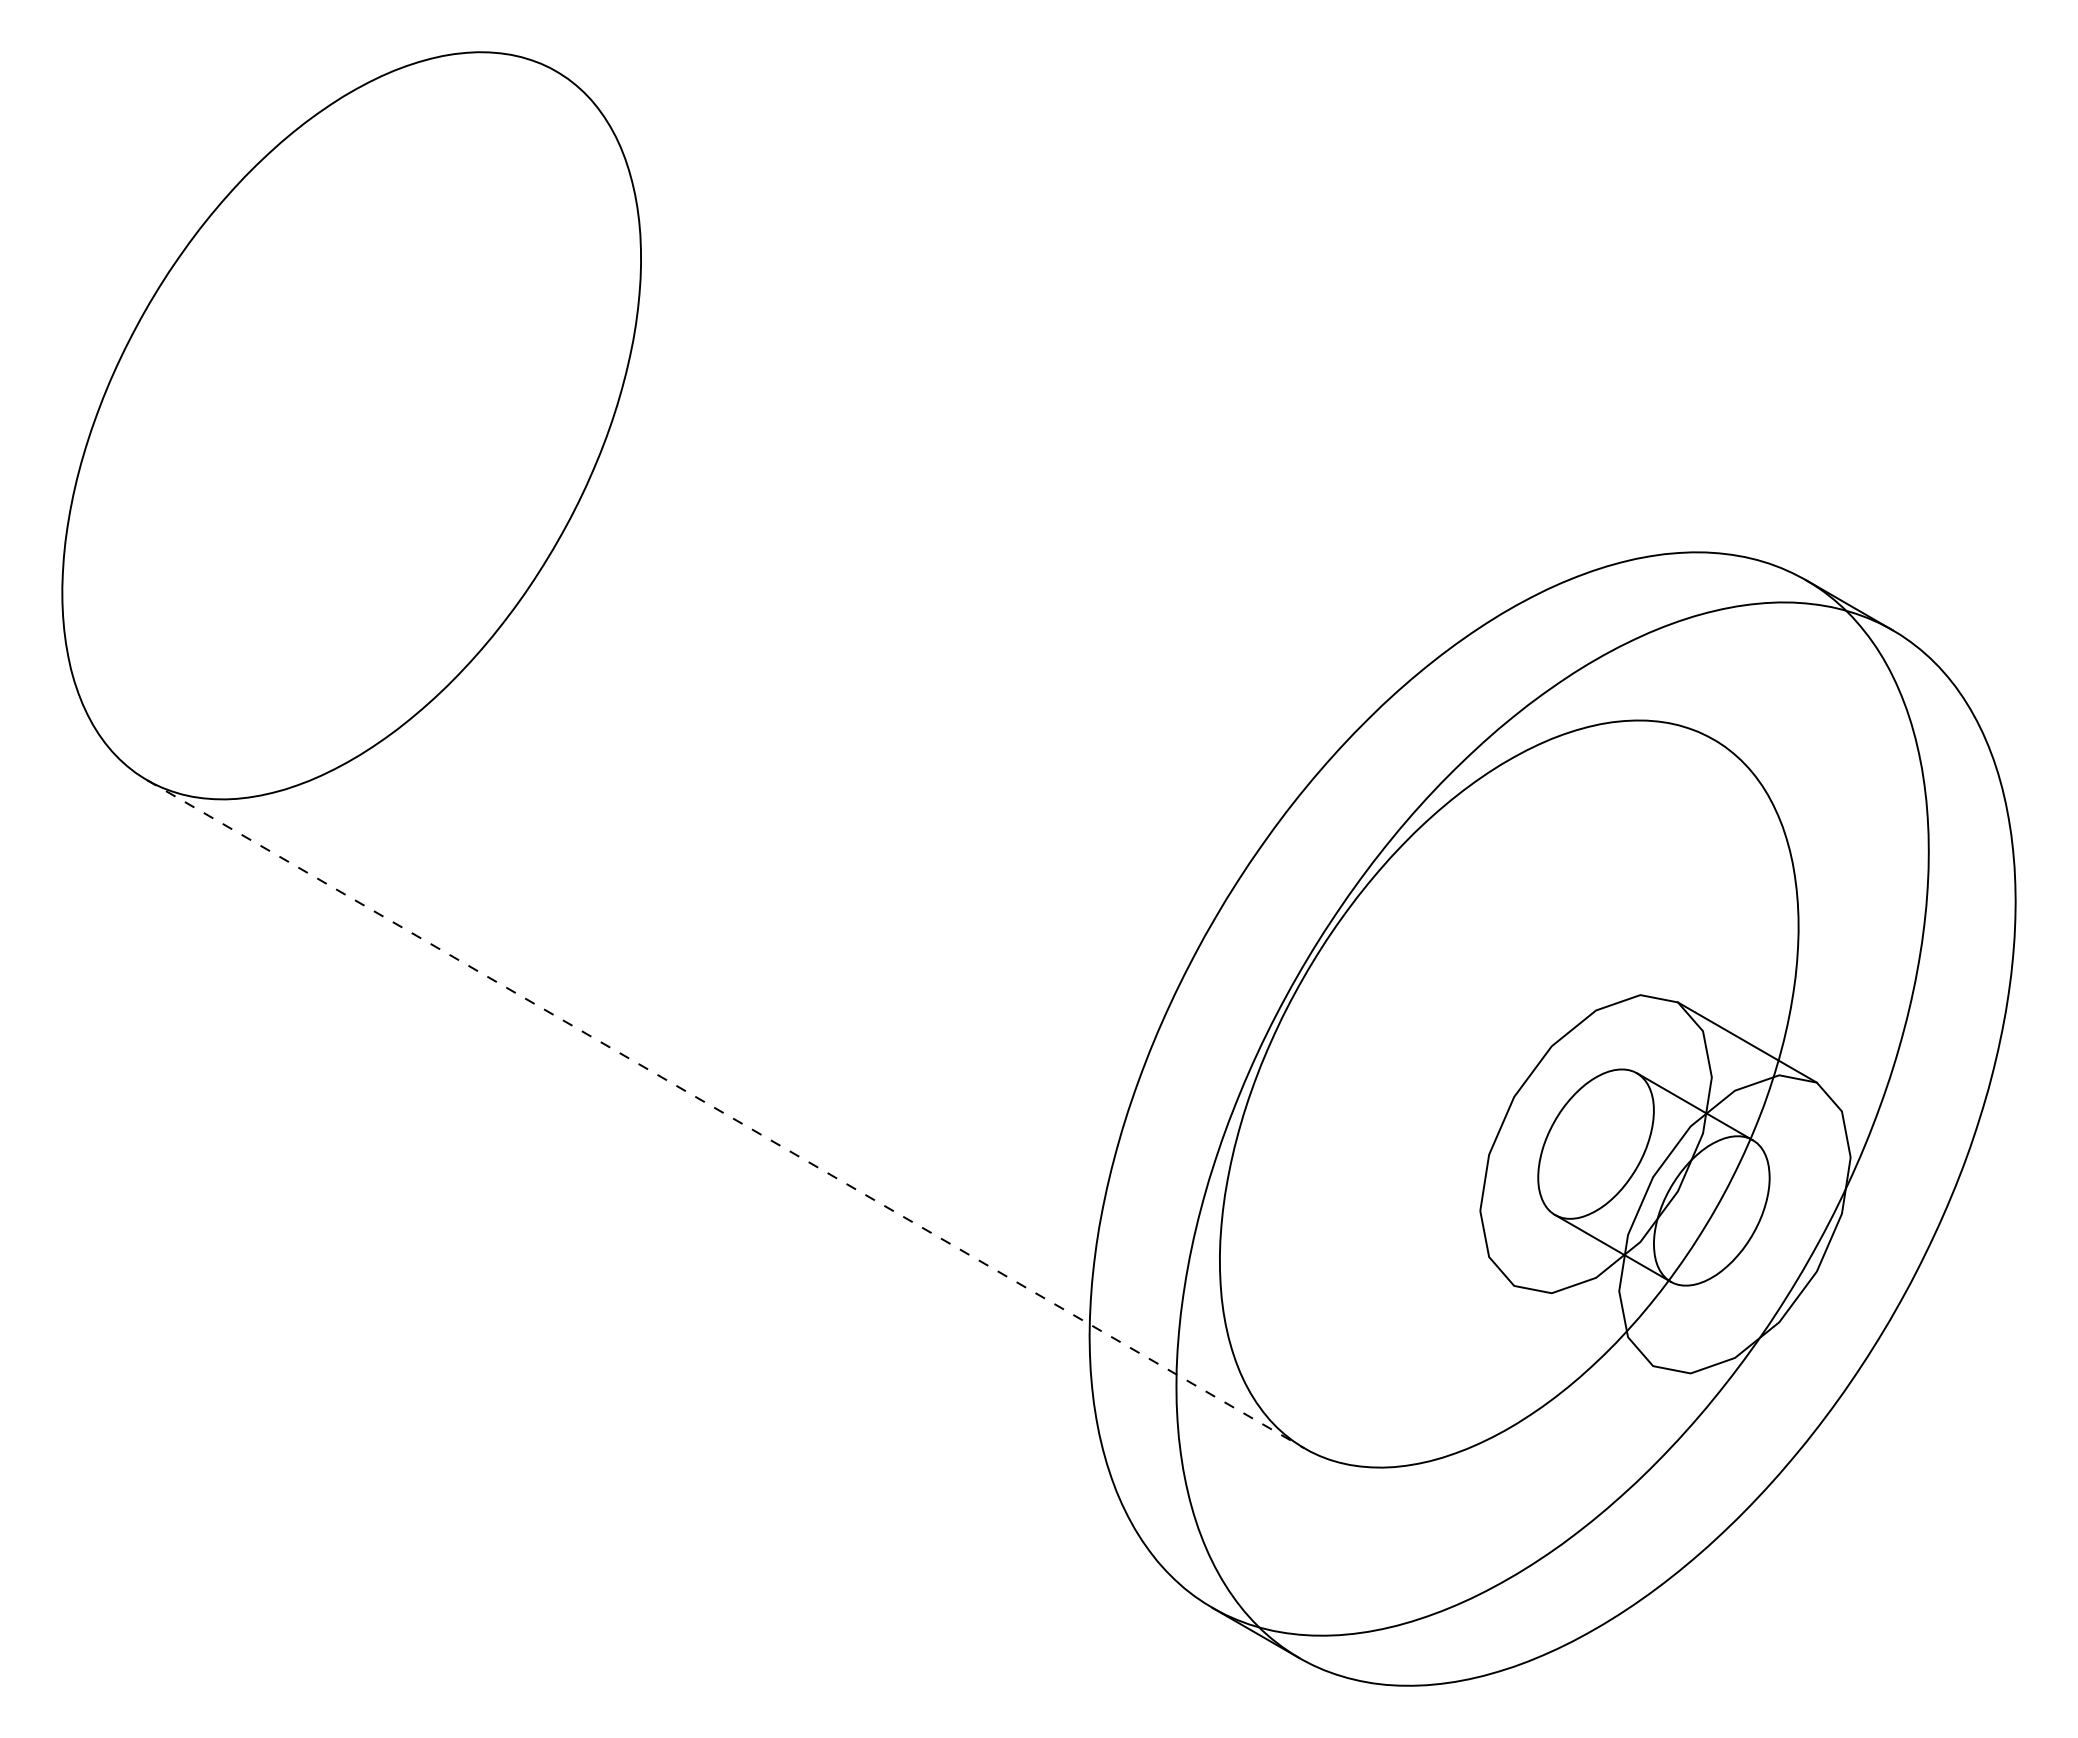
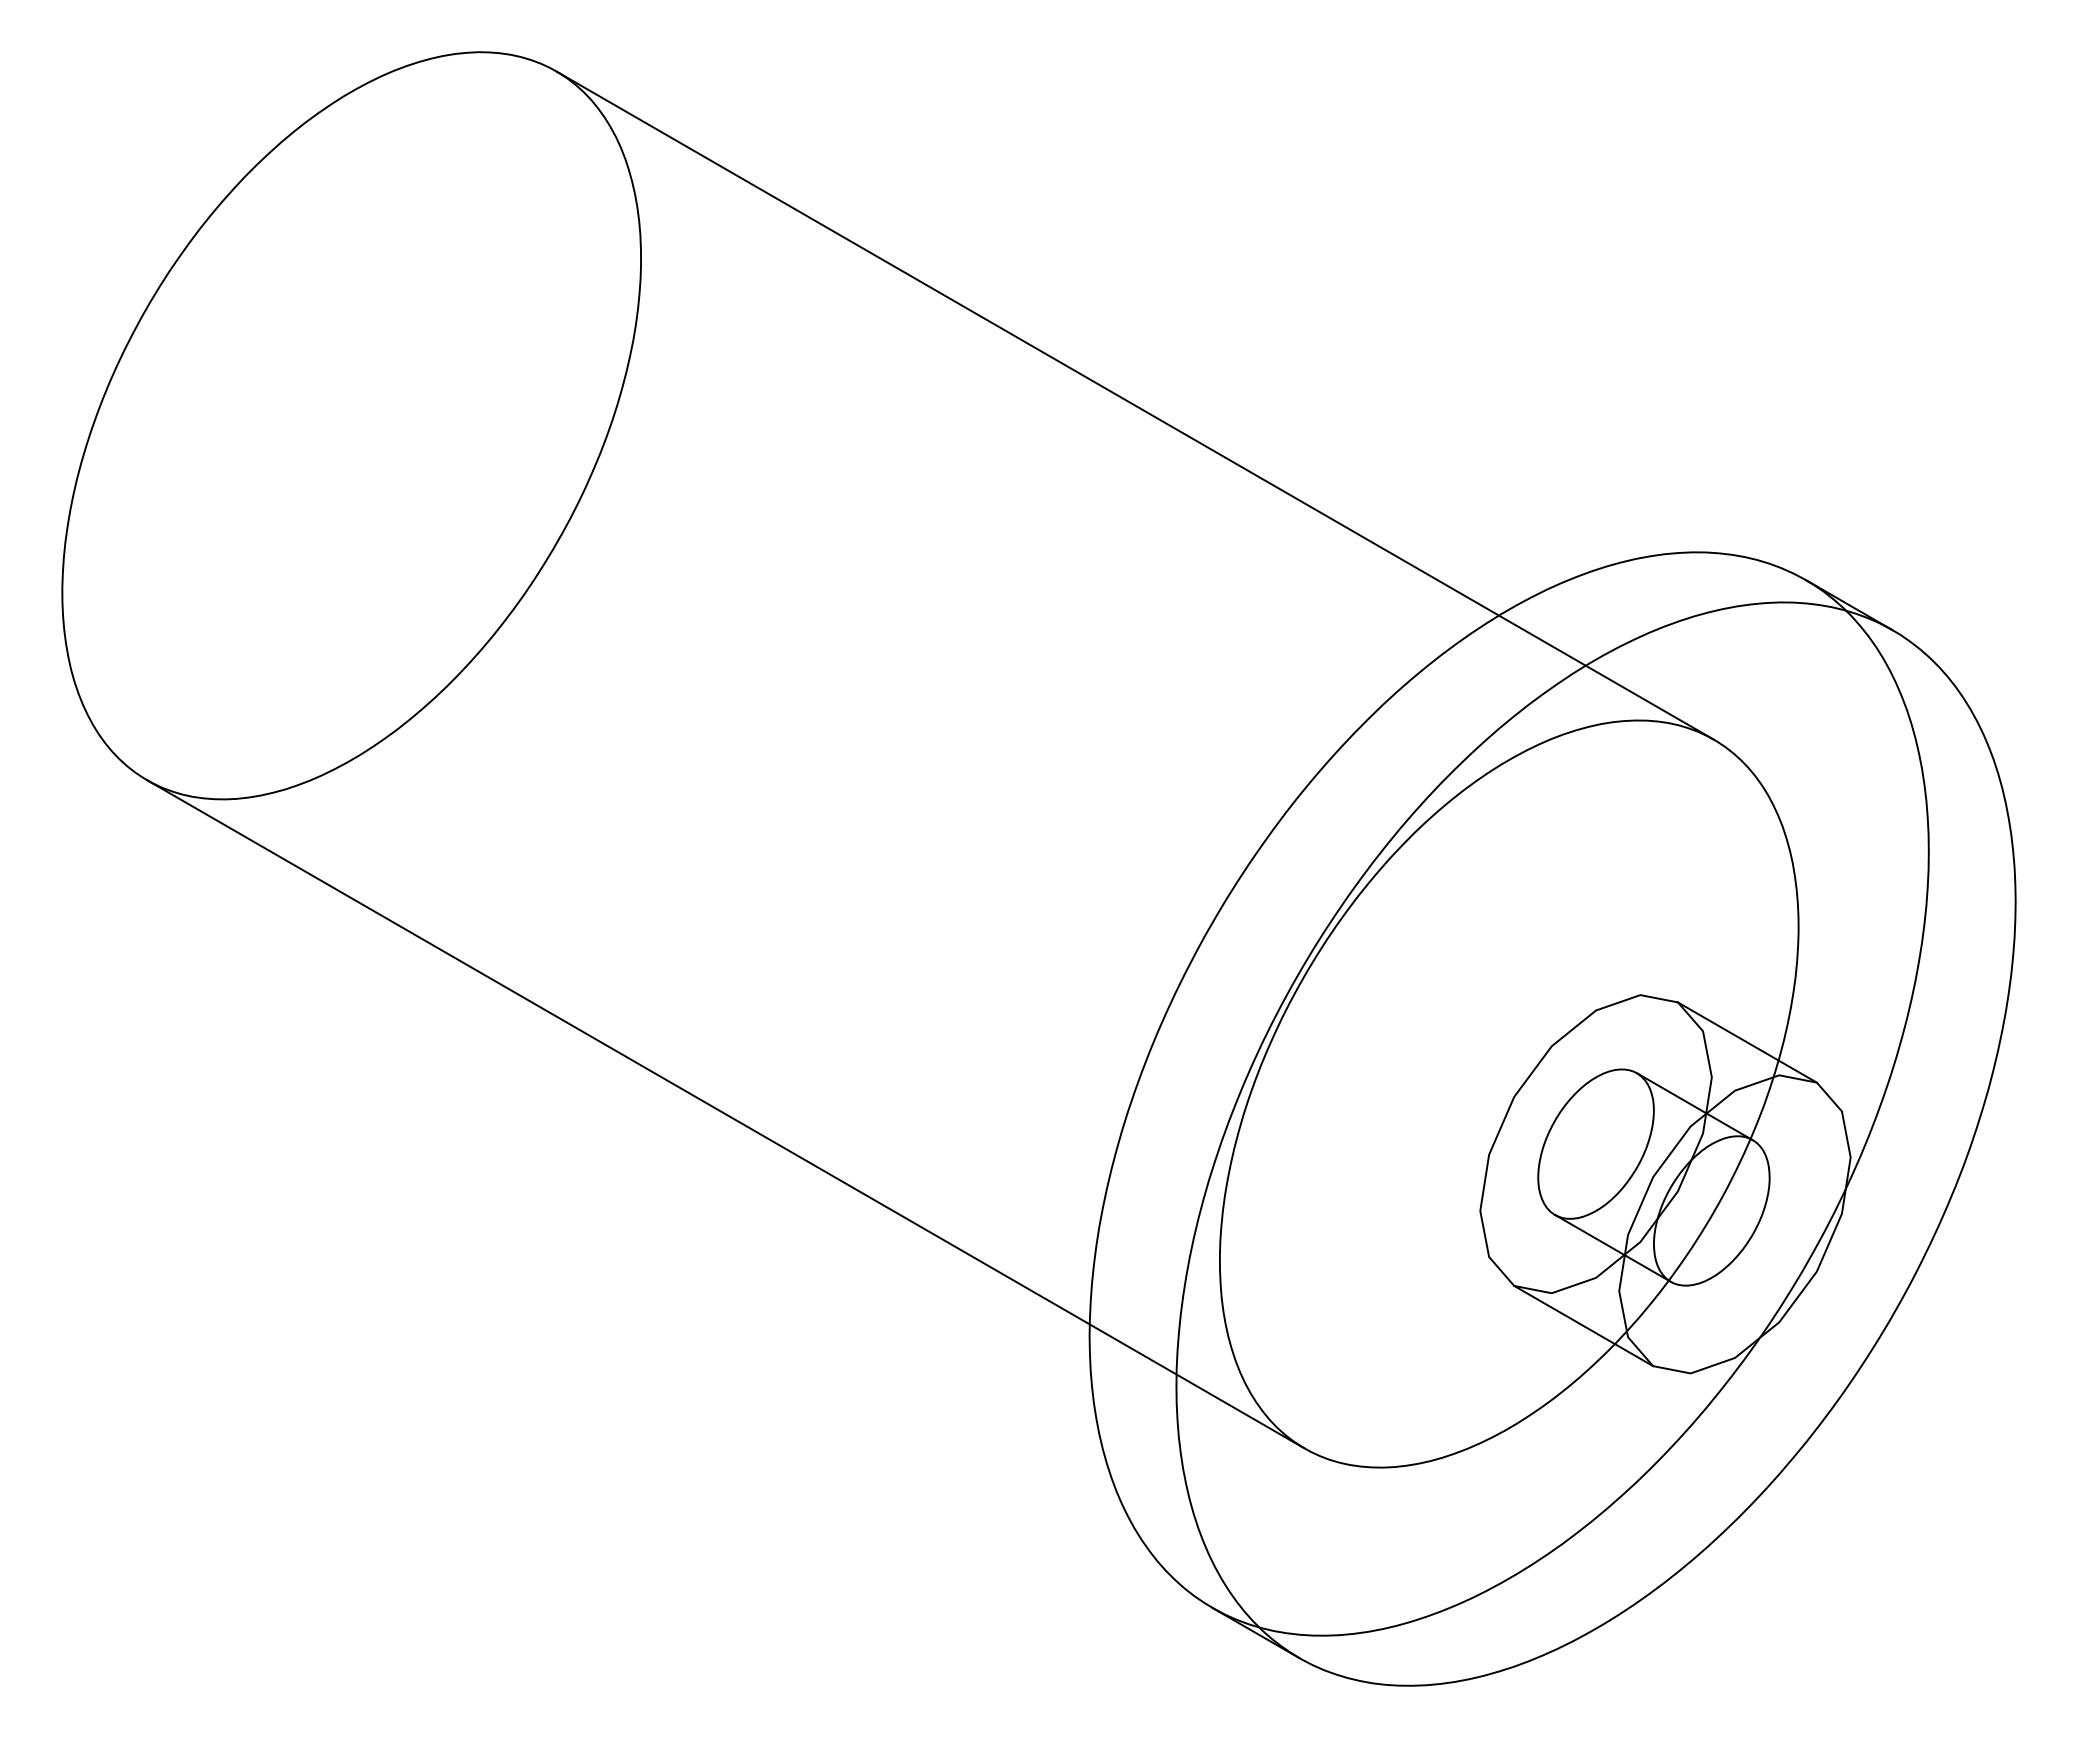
line: none -> present (1134, 405)
line: dashed -> solid (726, 1114)
line: none -> present (1583, 1325)
